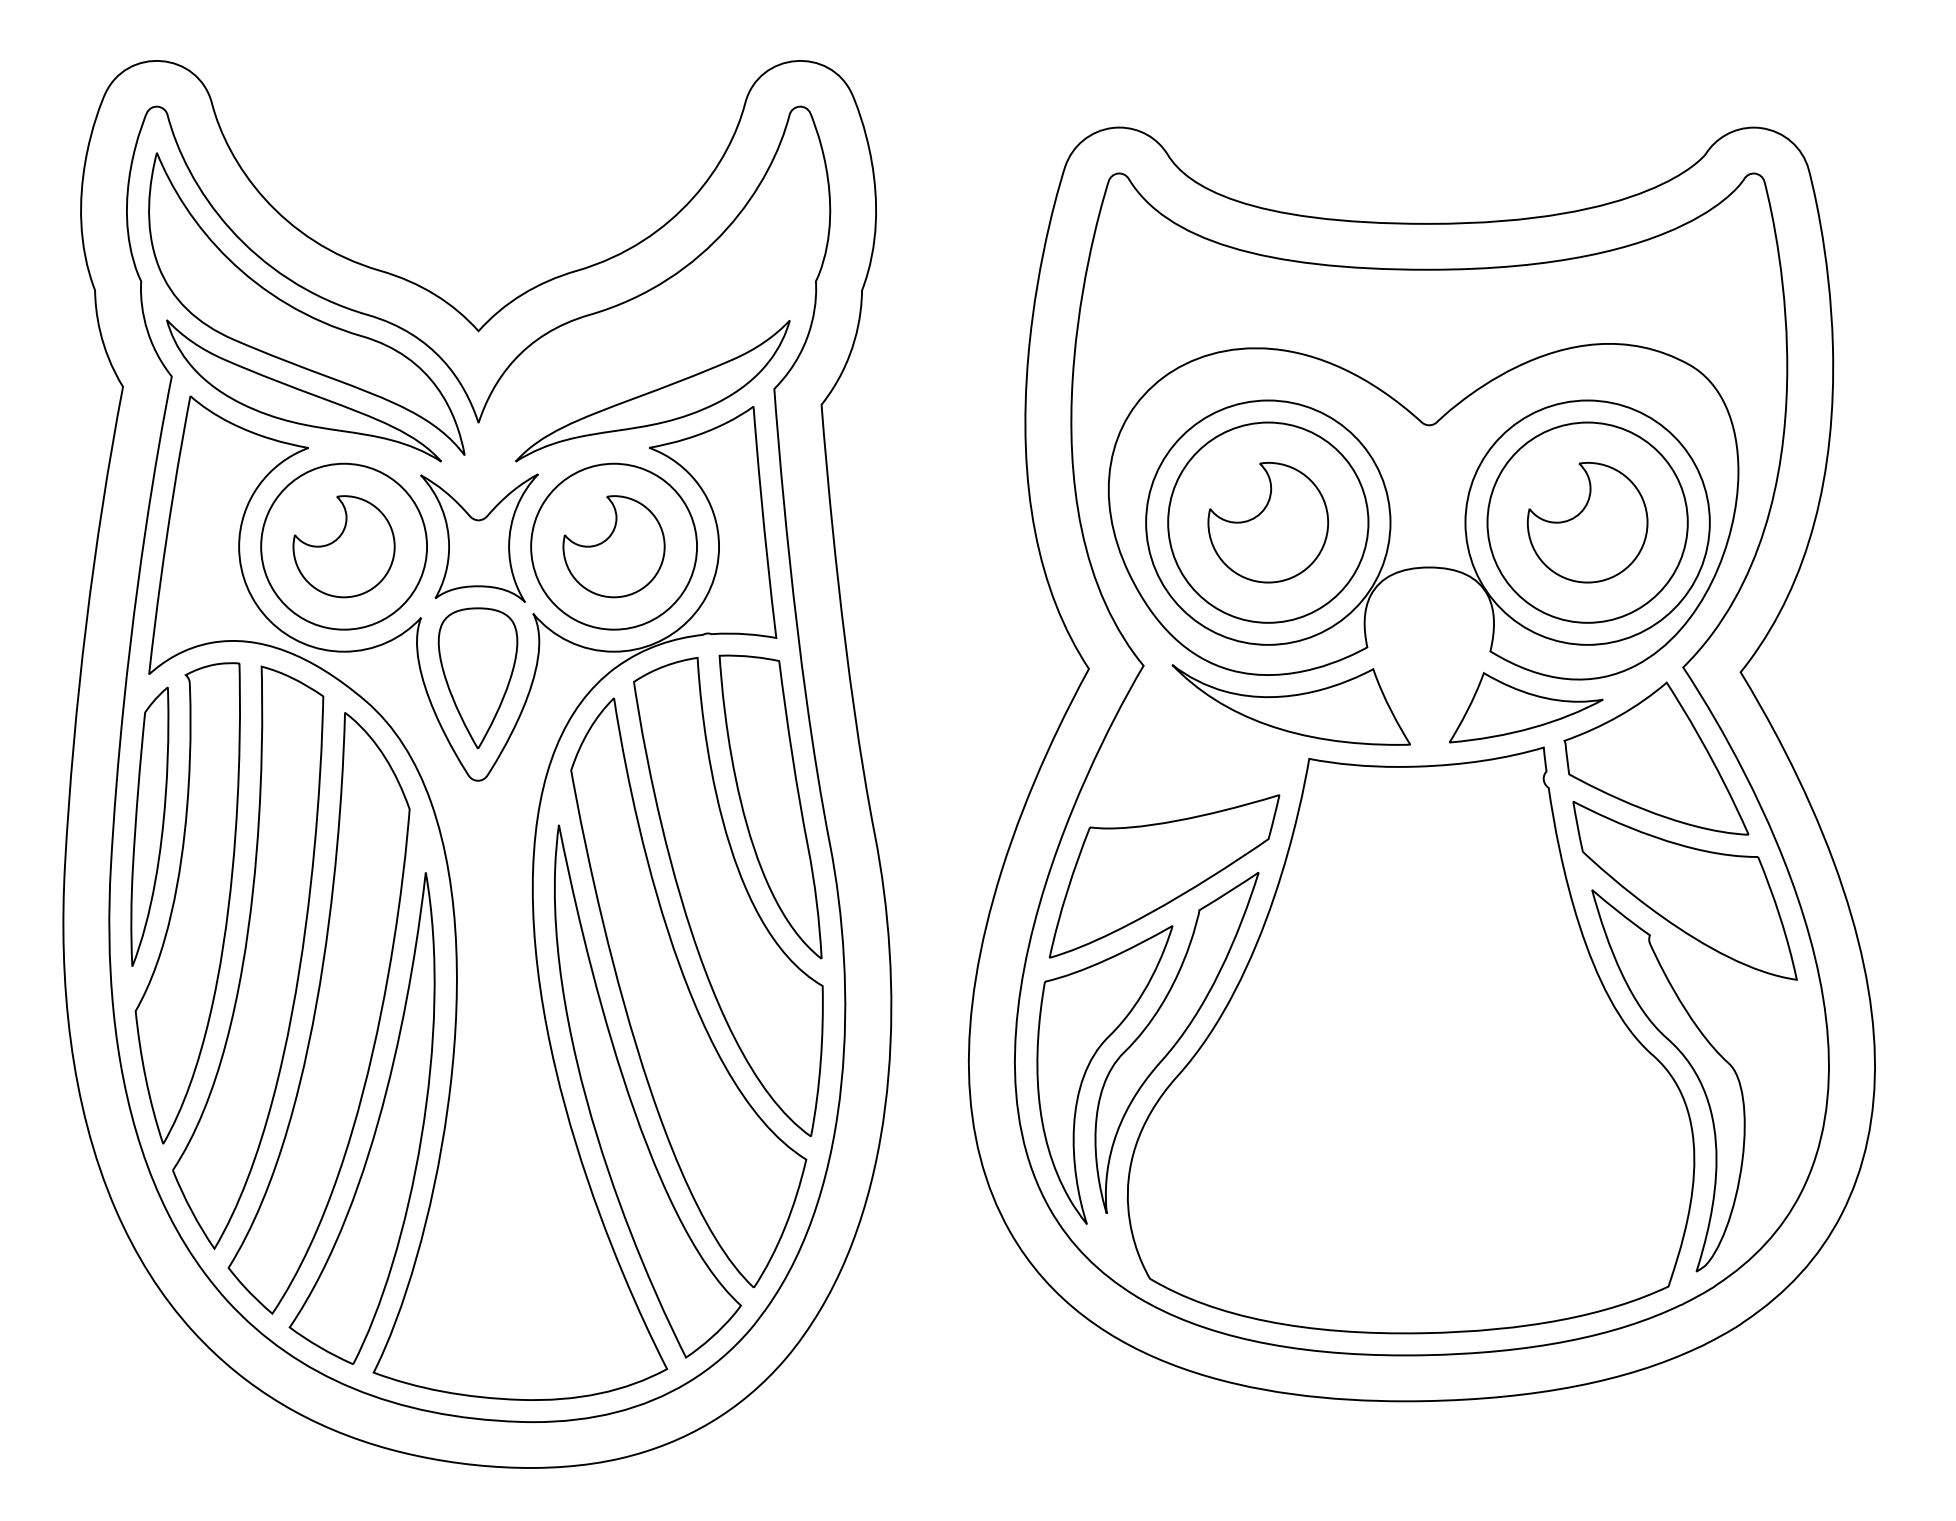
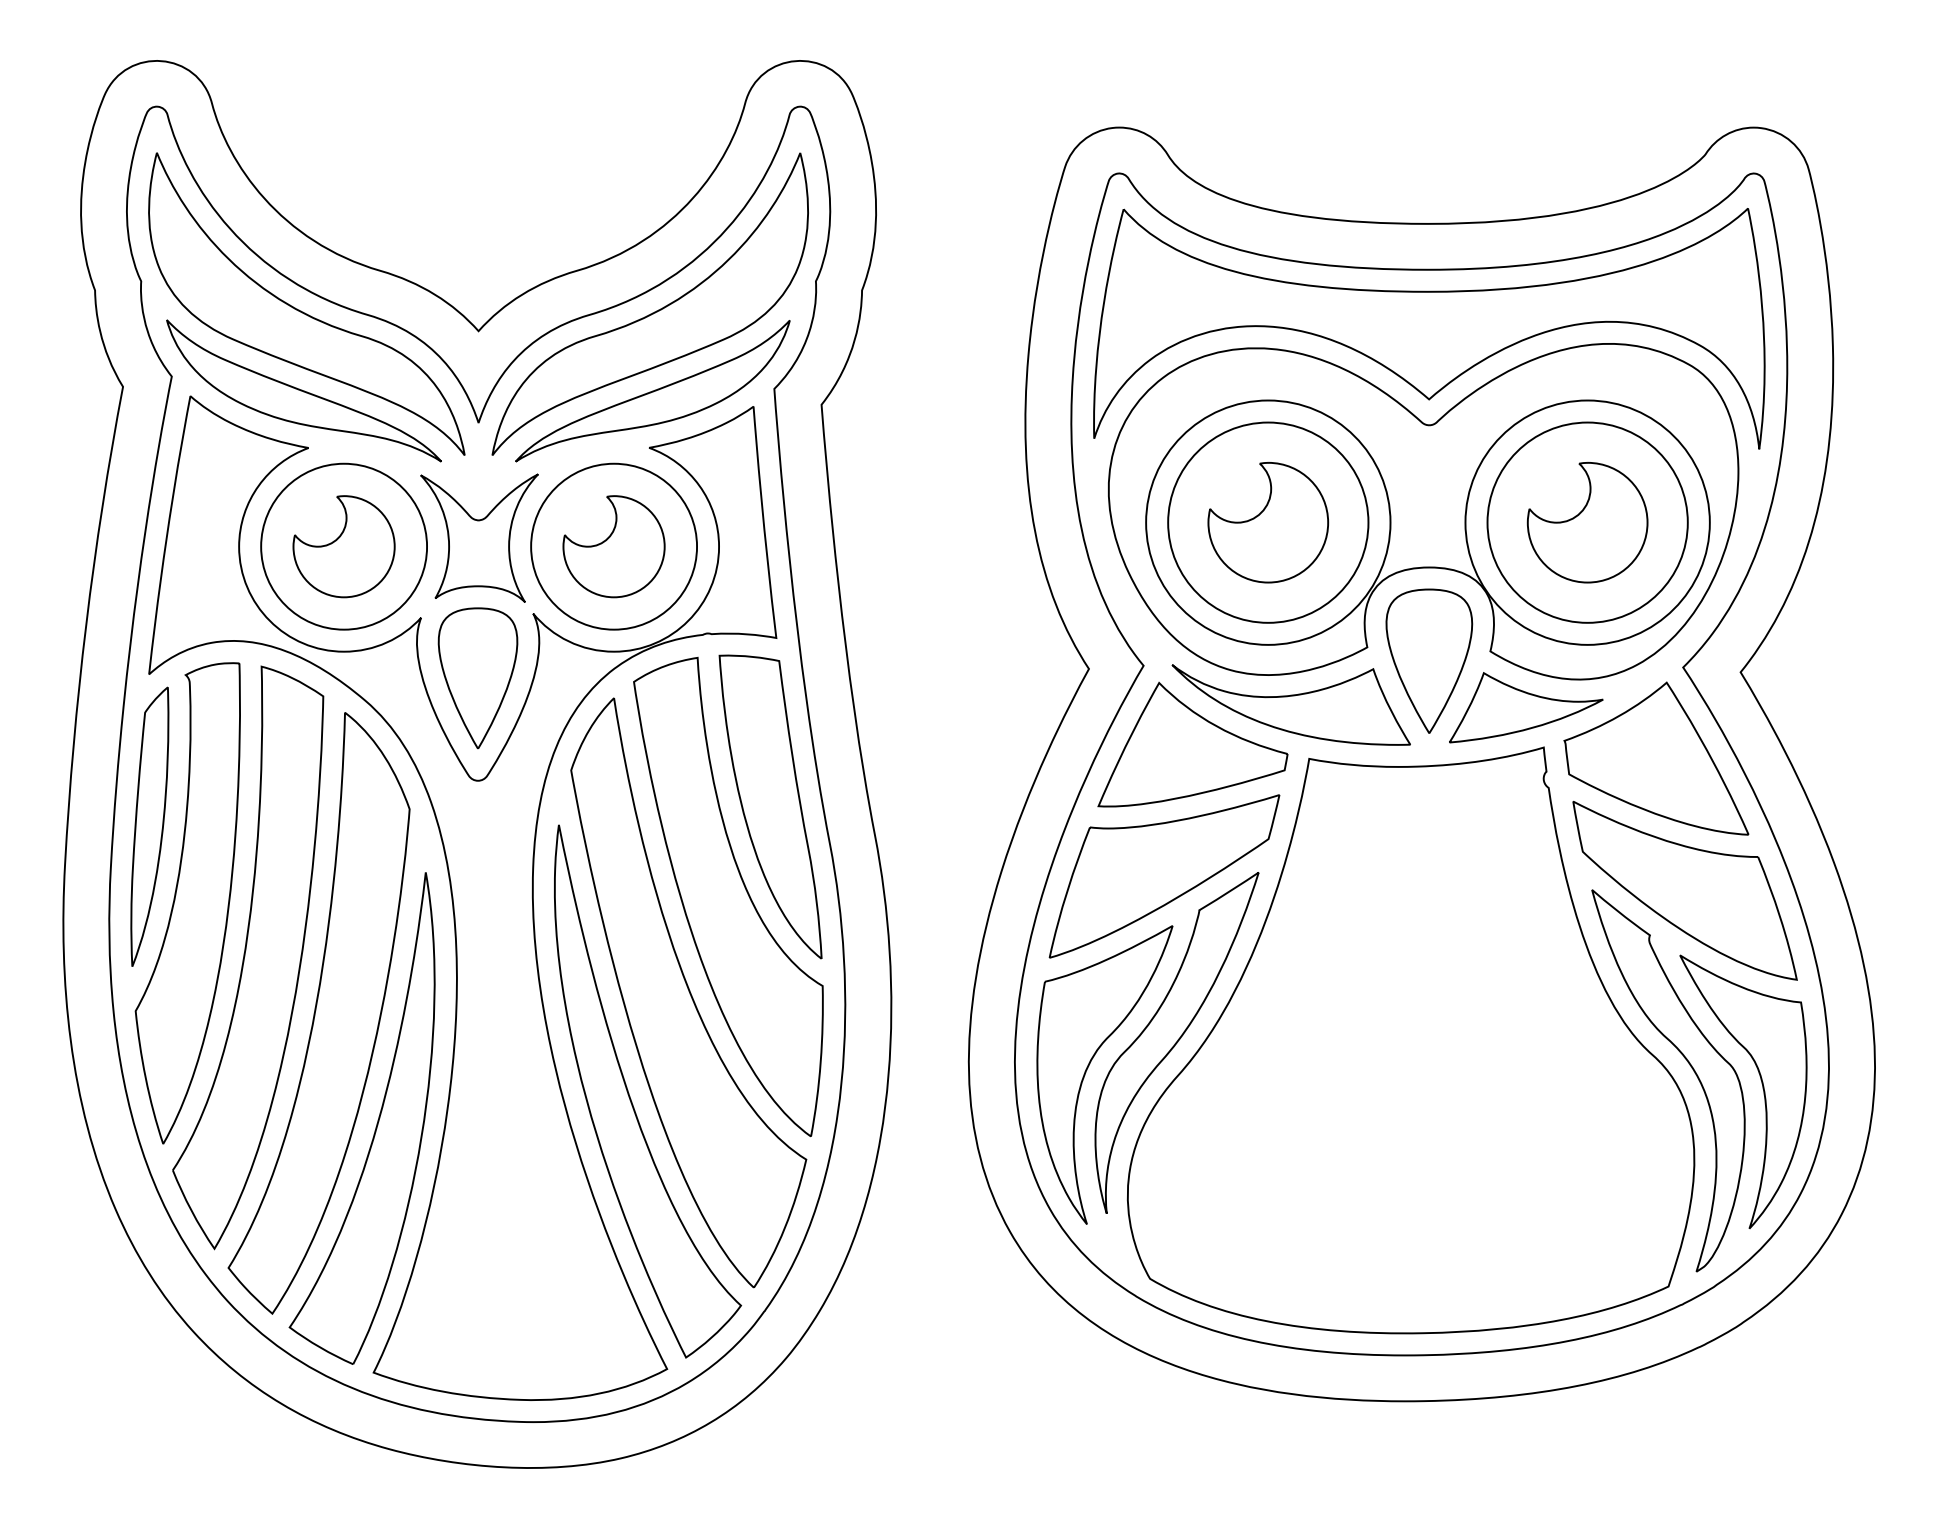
part: none -> present (654, 311)
part: none -> present (1429, 328)
part: none -> present (1429, 660)
part: none -> present (1192, 744)
part: none -> present (1762, 1088)
